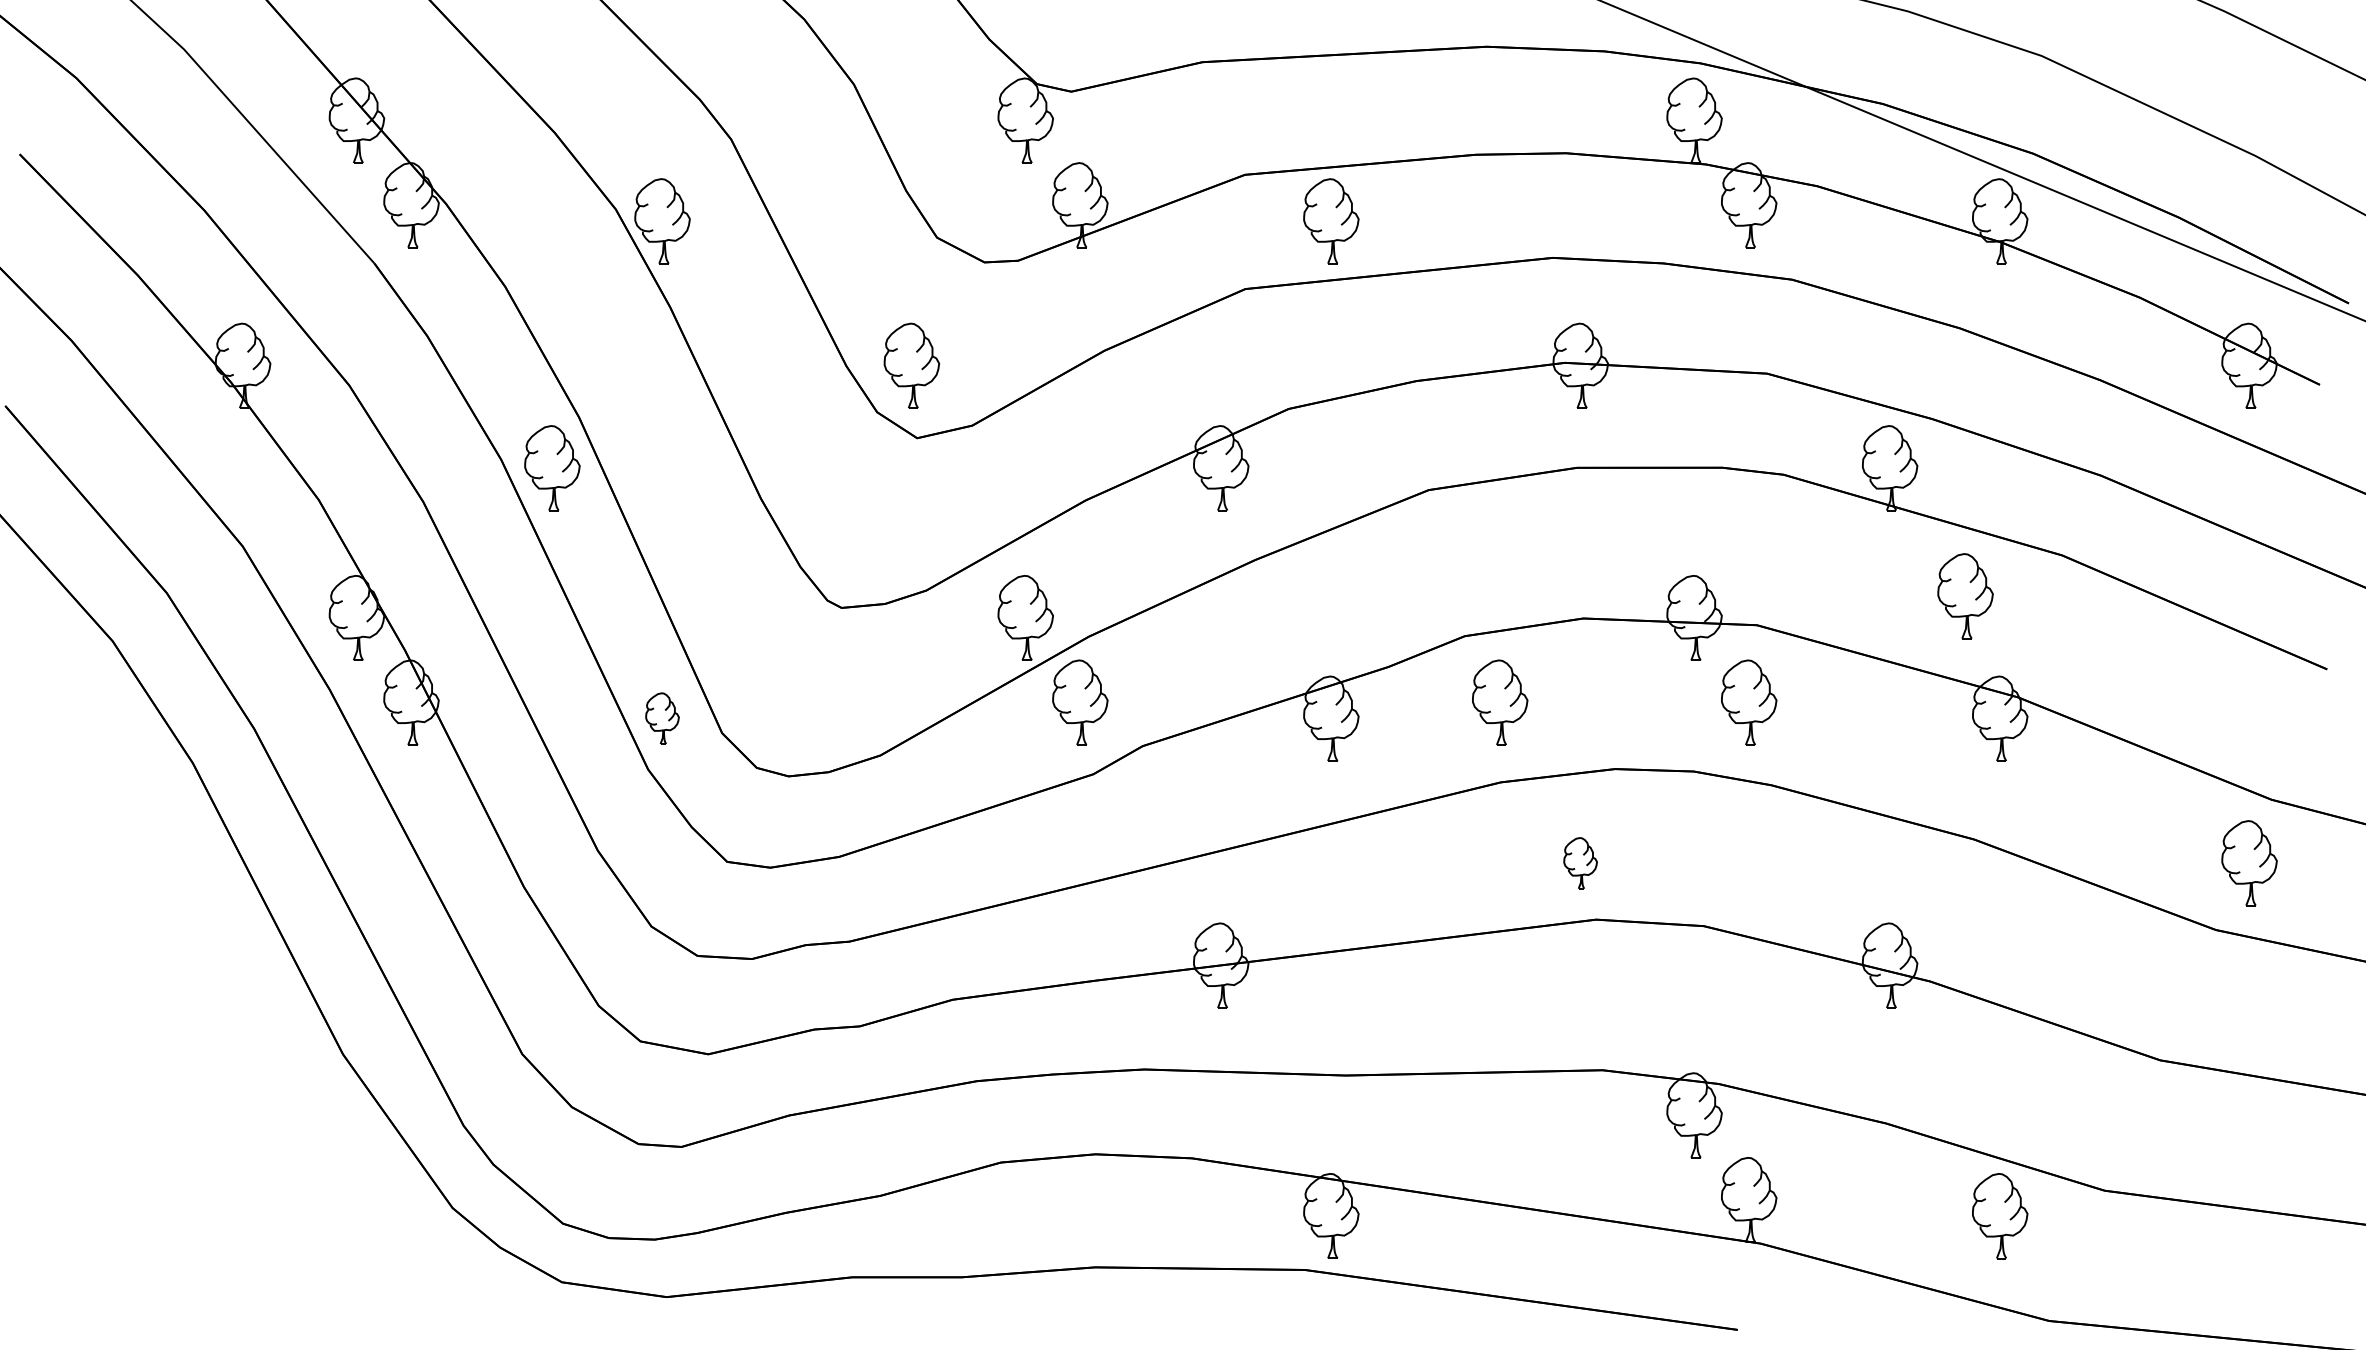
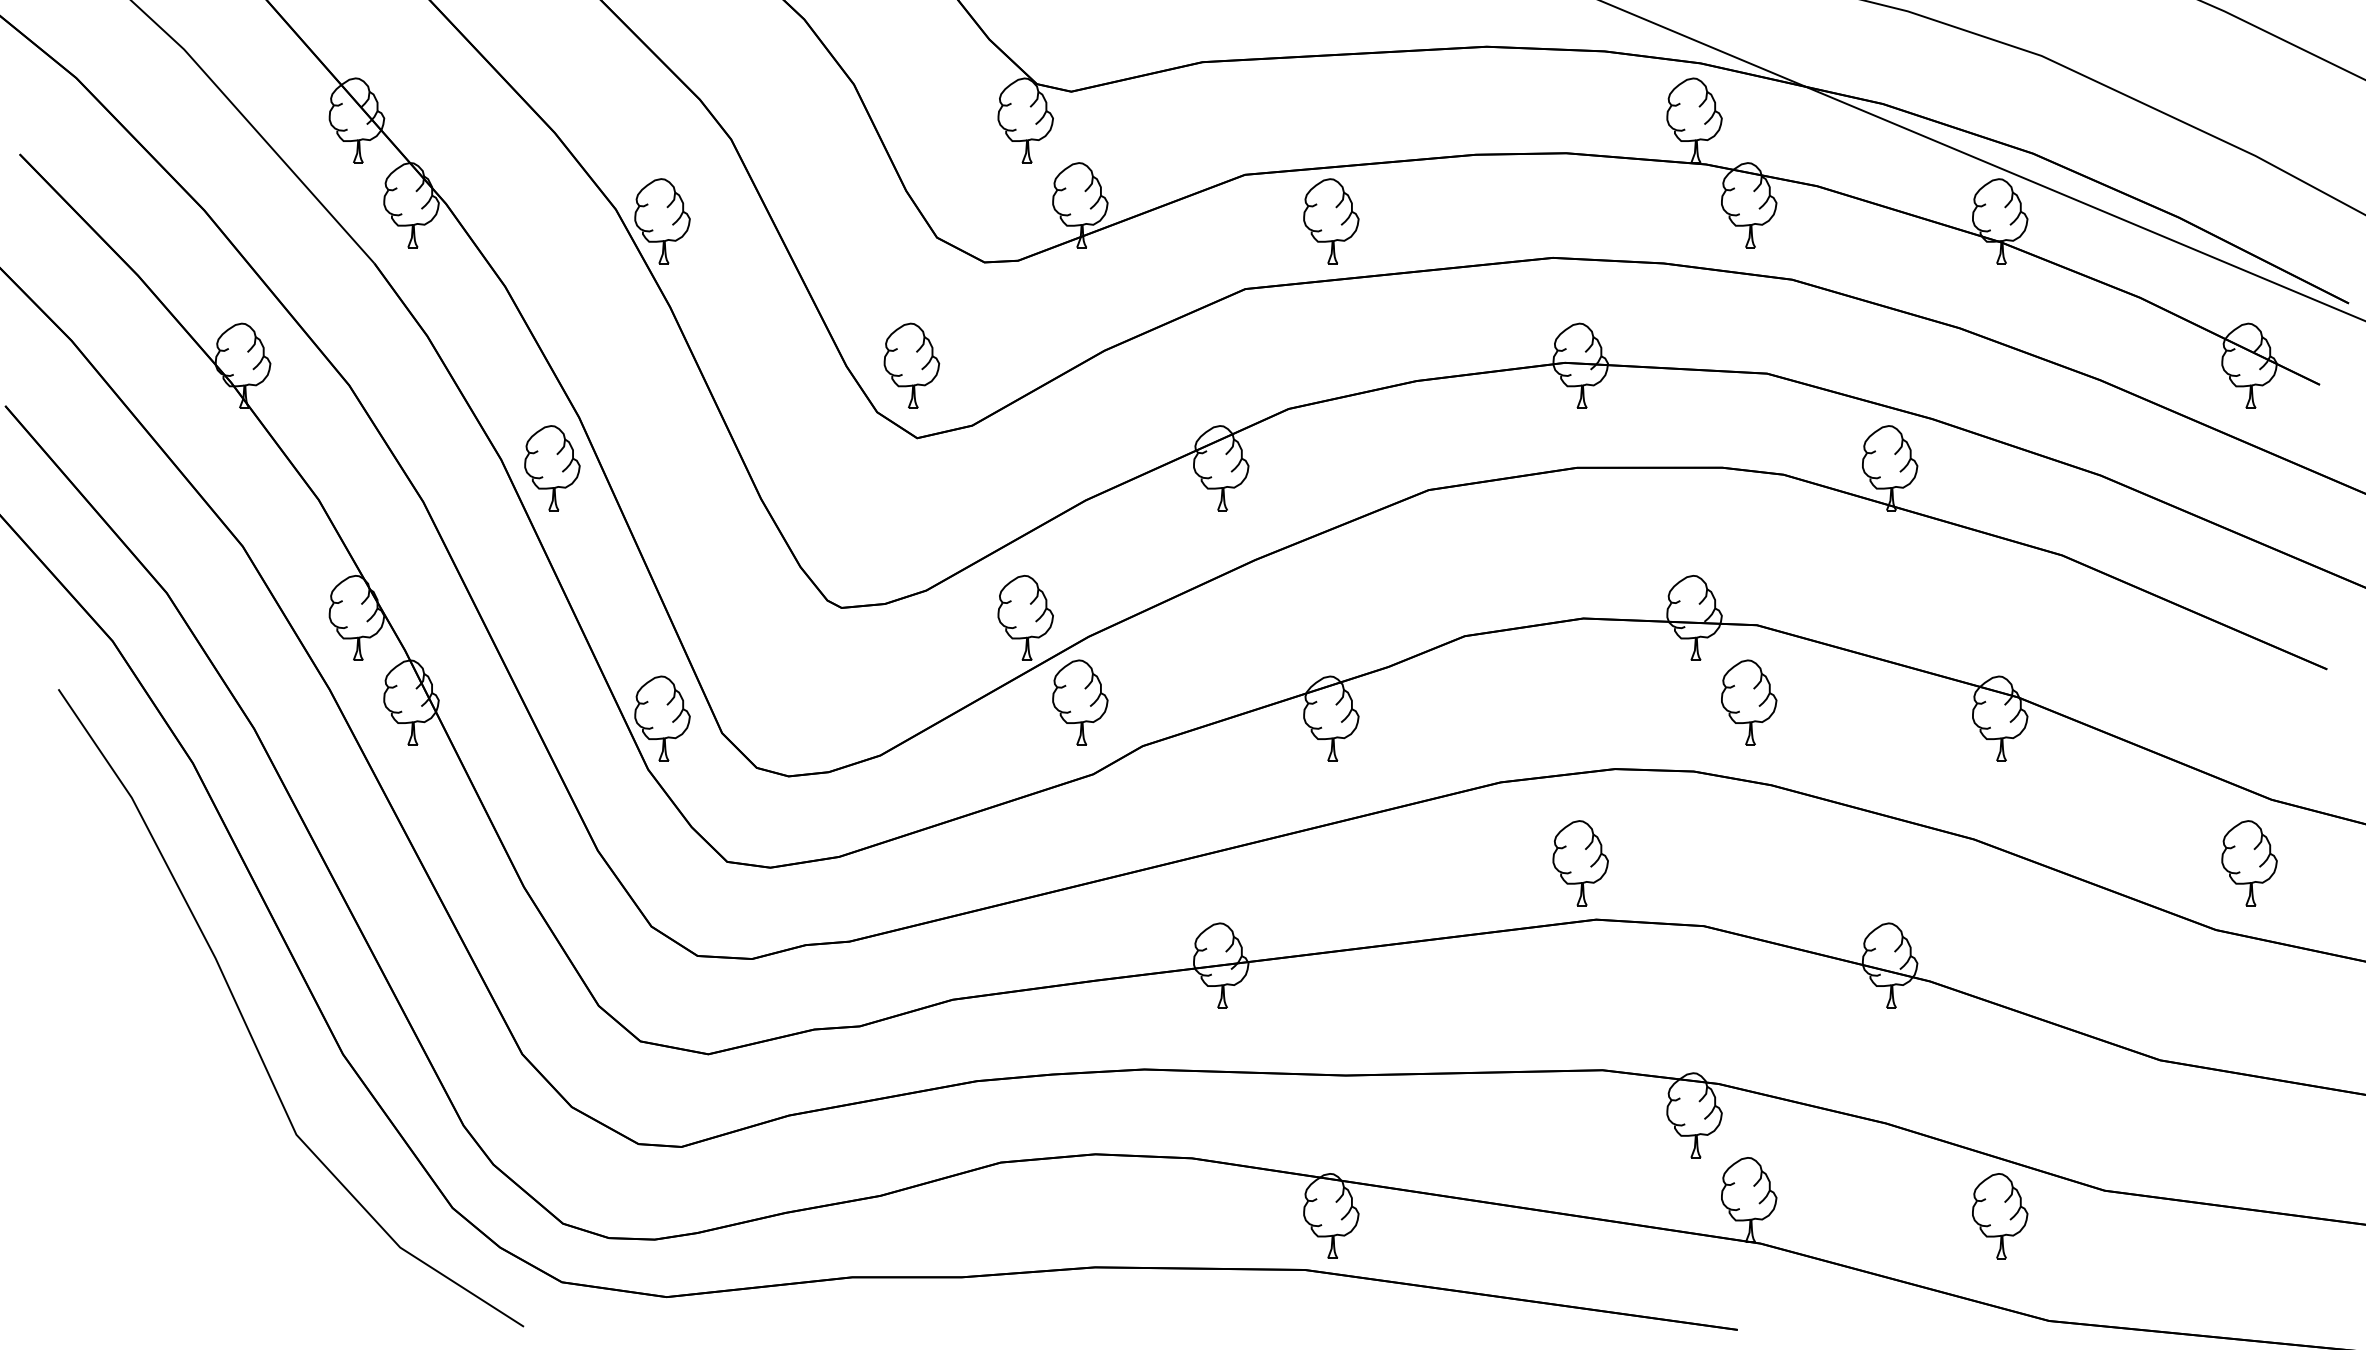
part: present -> none (1965, 596)
part: present -> none (1500, 702)
part size: 35x53 px -> 57x87 px (662, 718)
part size: 35x53 px -> 57x87 px (1580, 863)
curve: none -> present (249, 1029)
